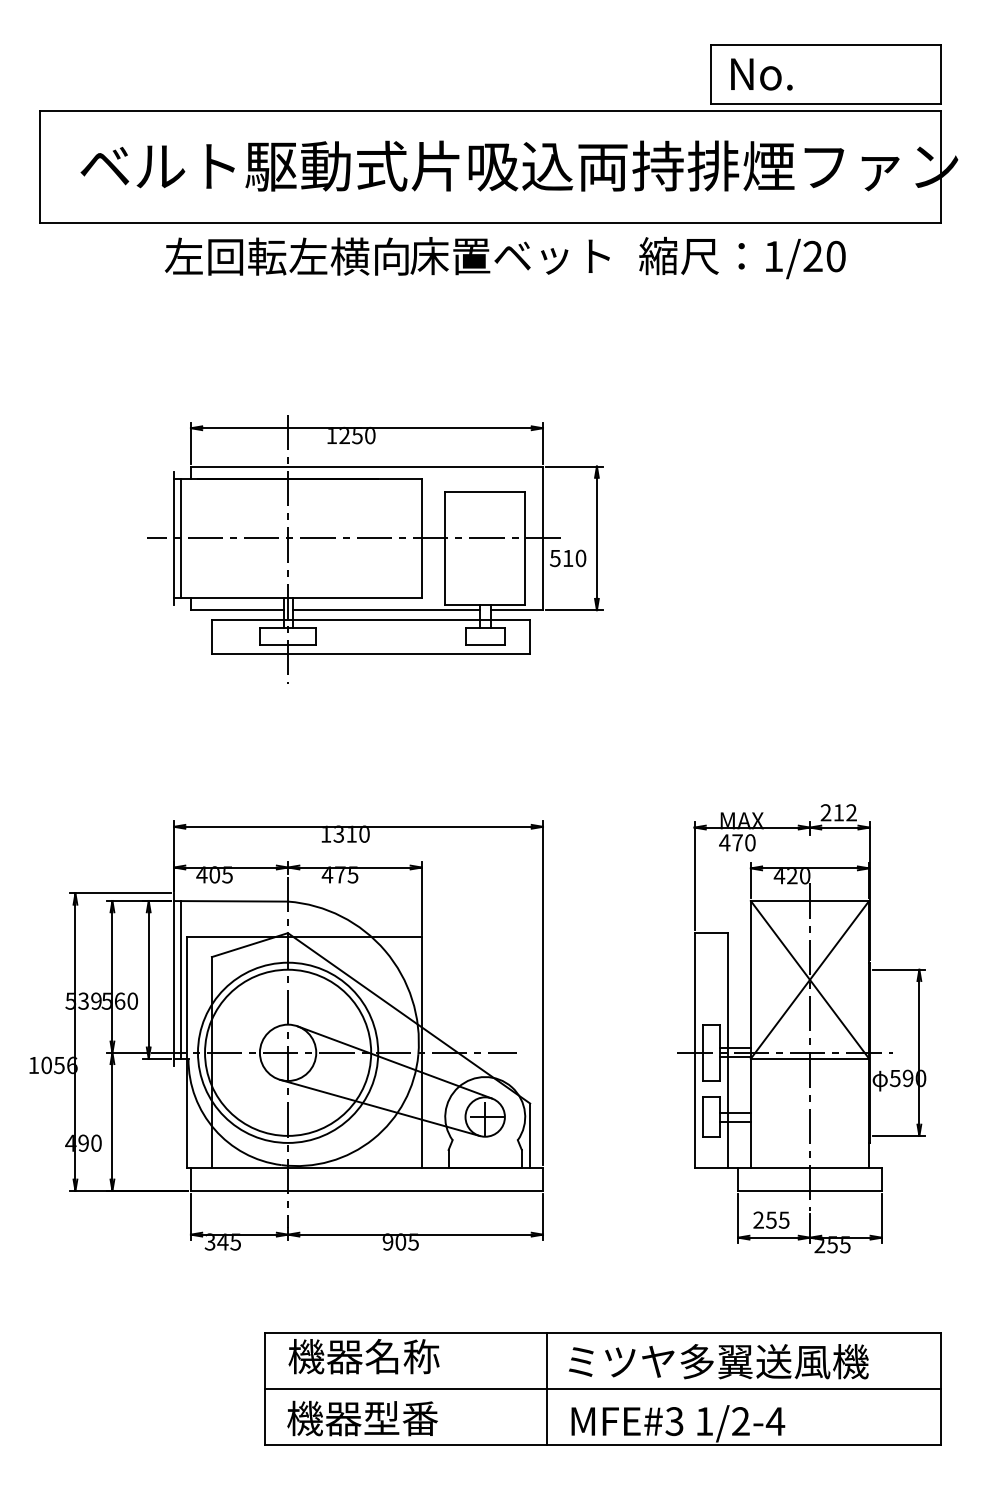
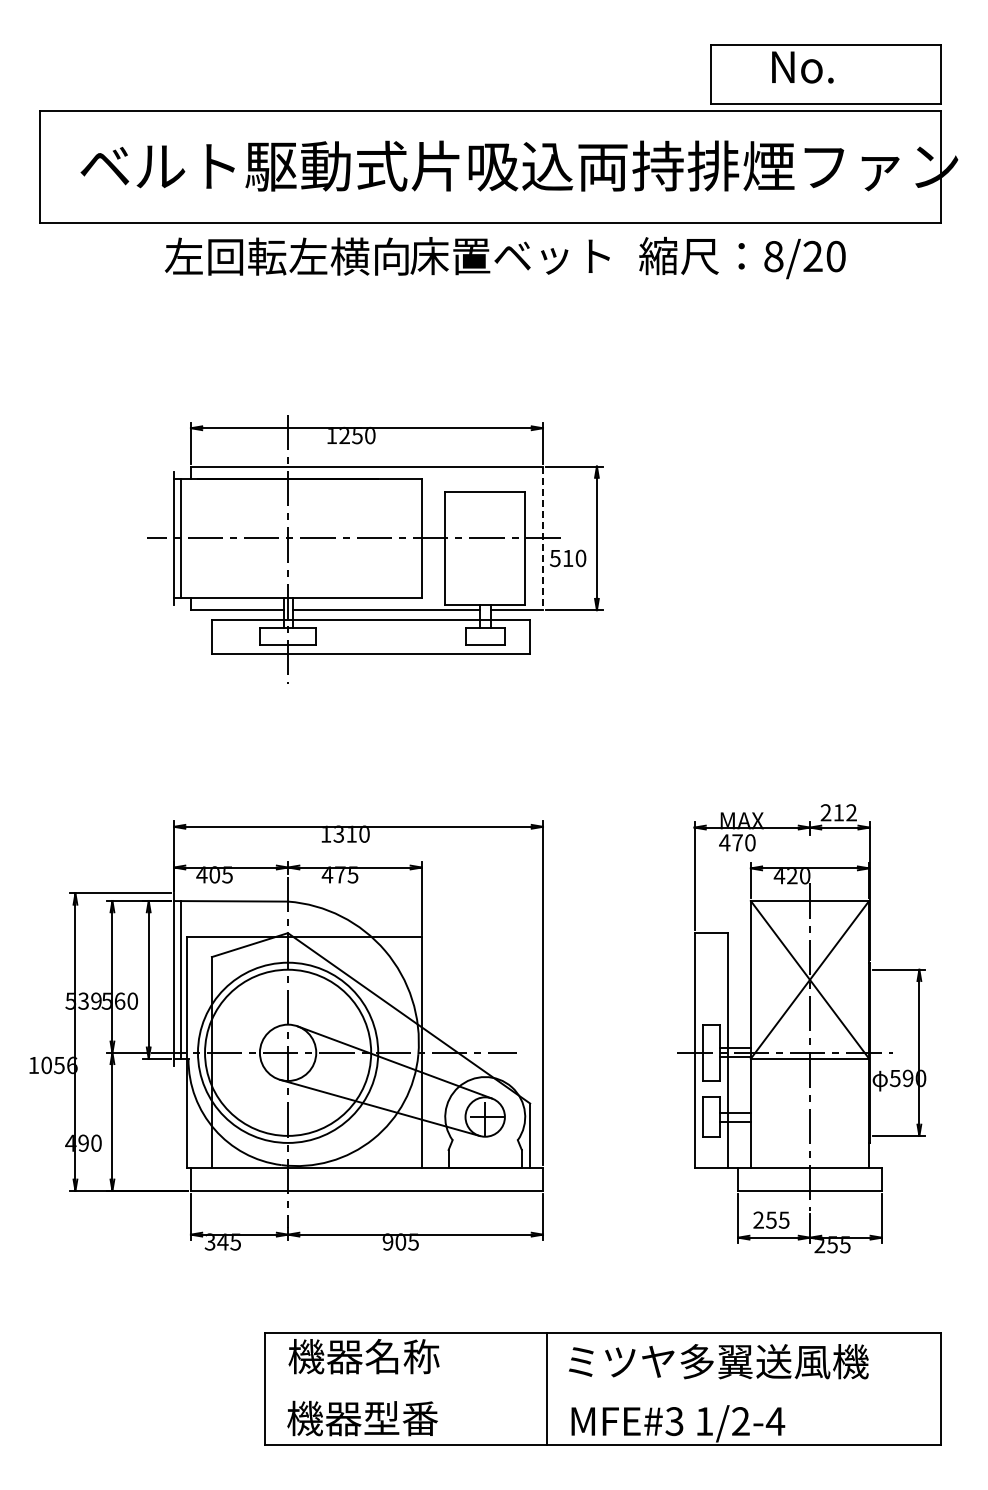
text position: (761, 74) -> (802, 67) (802, 67)
text: 1/20 -> 8/20 (773, 256)
line: solid -> dashed (542, 538)
line: present -> none (603, 1388)
